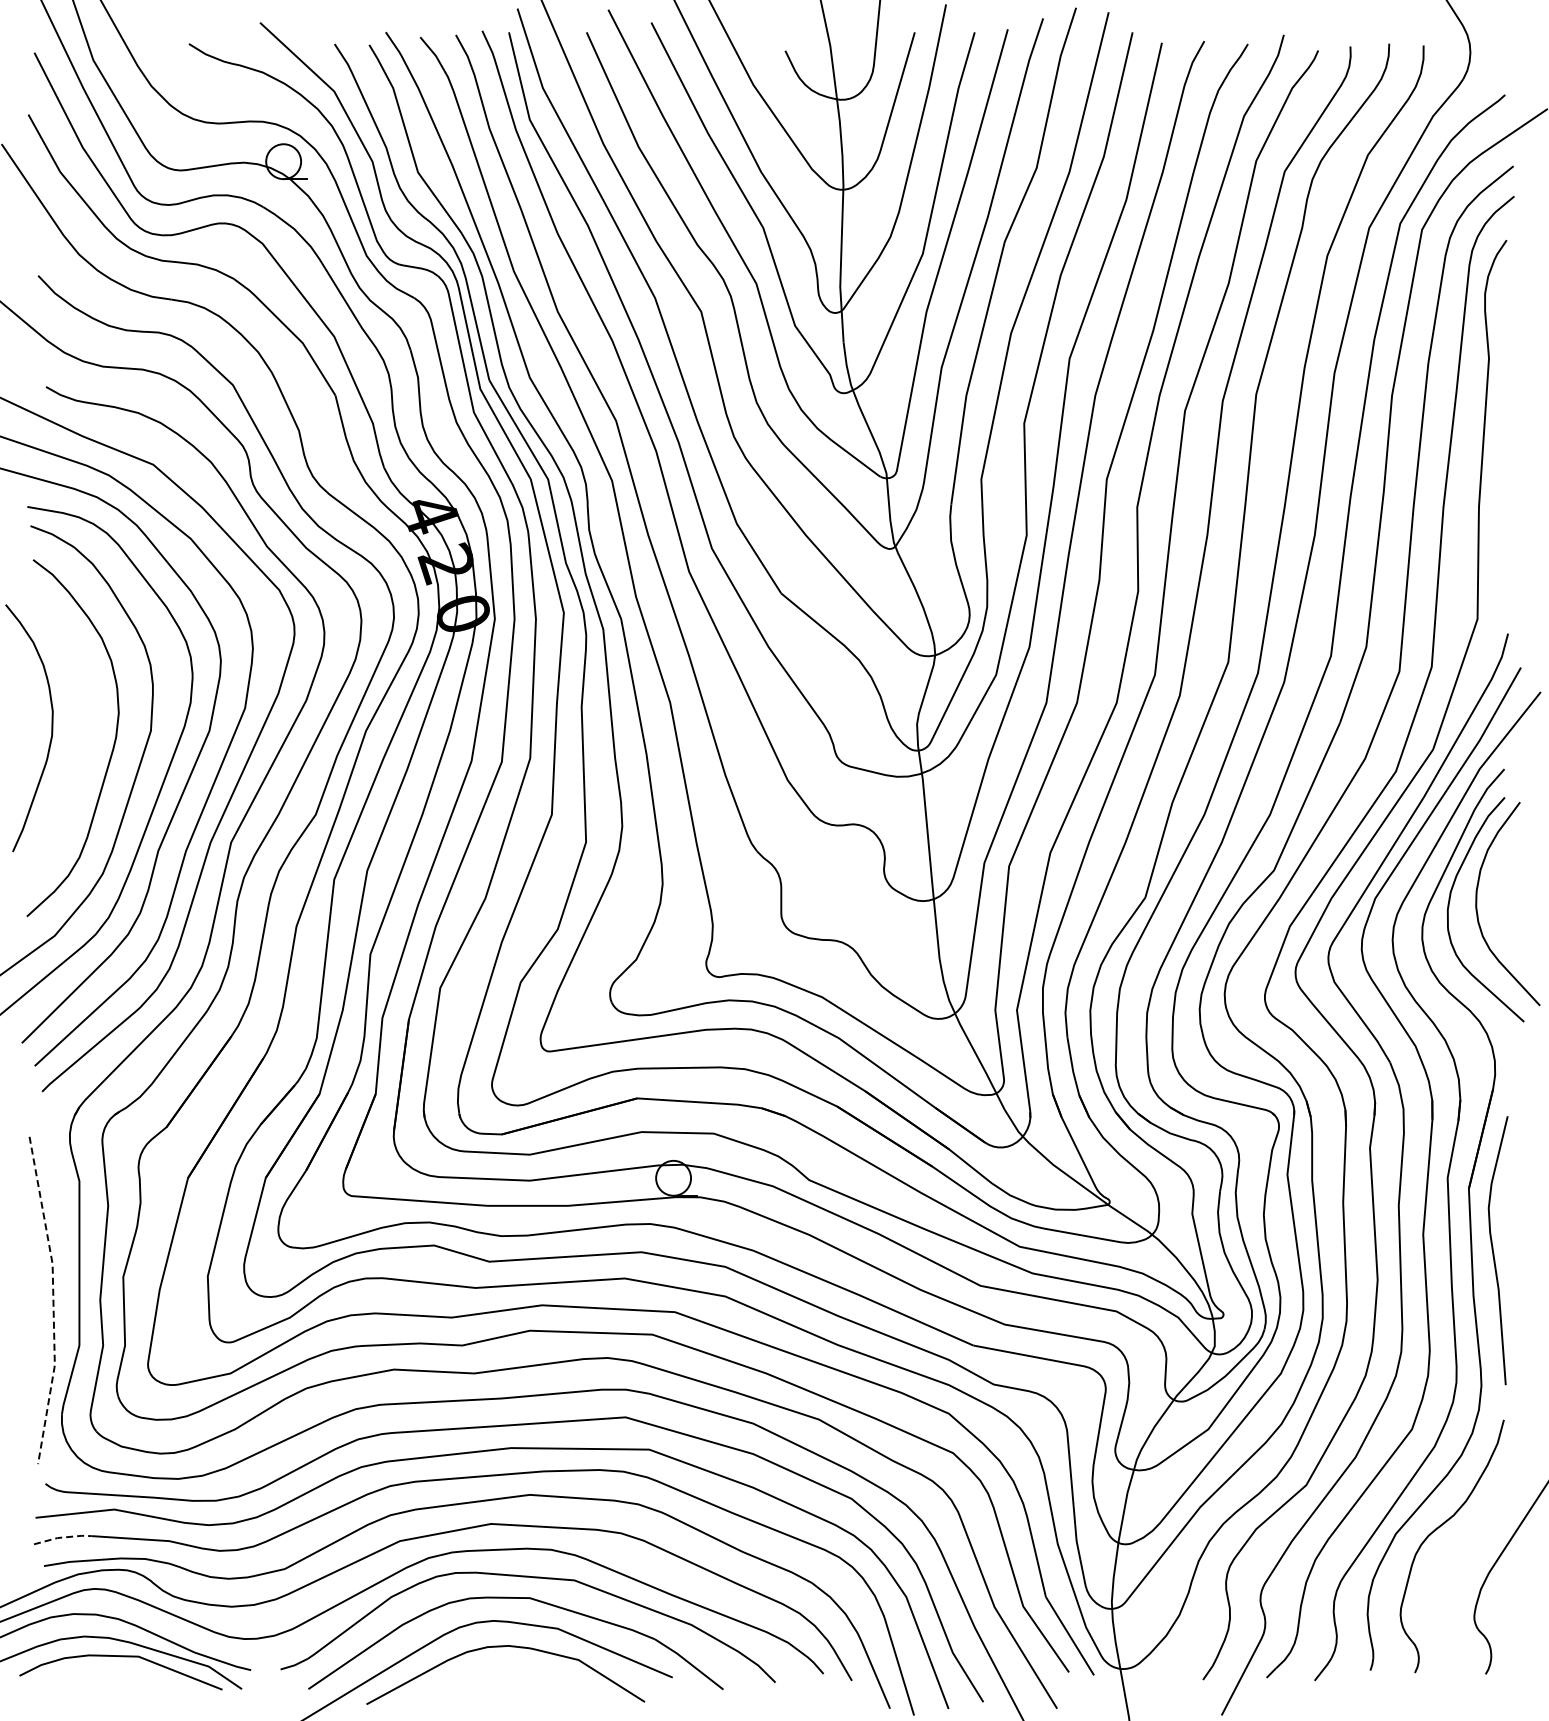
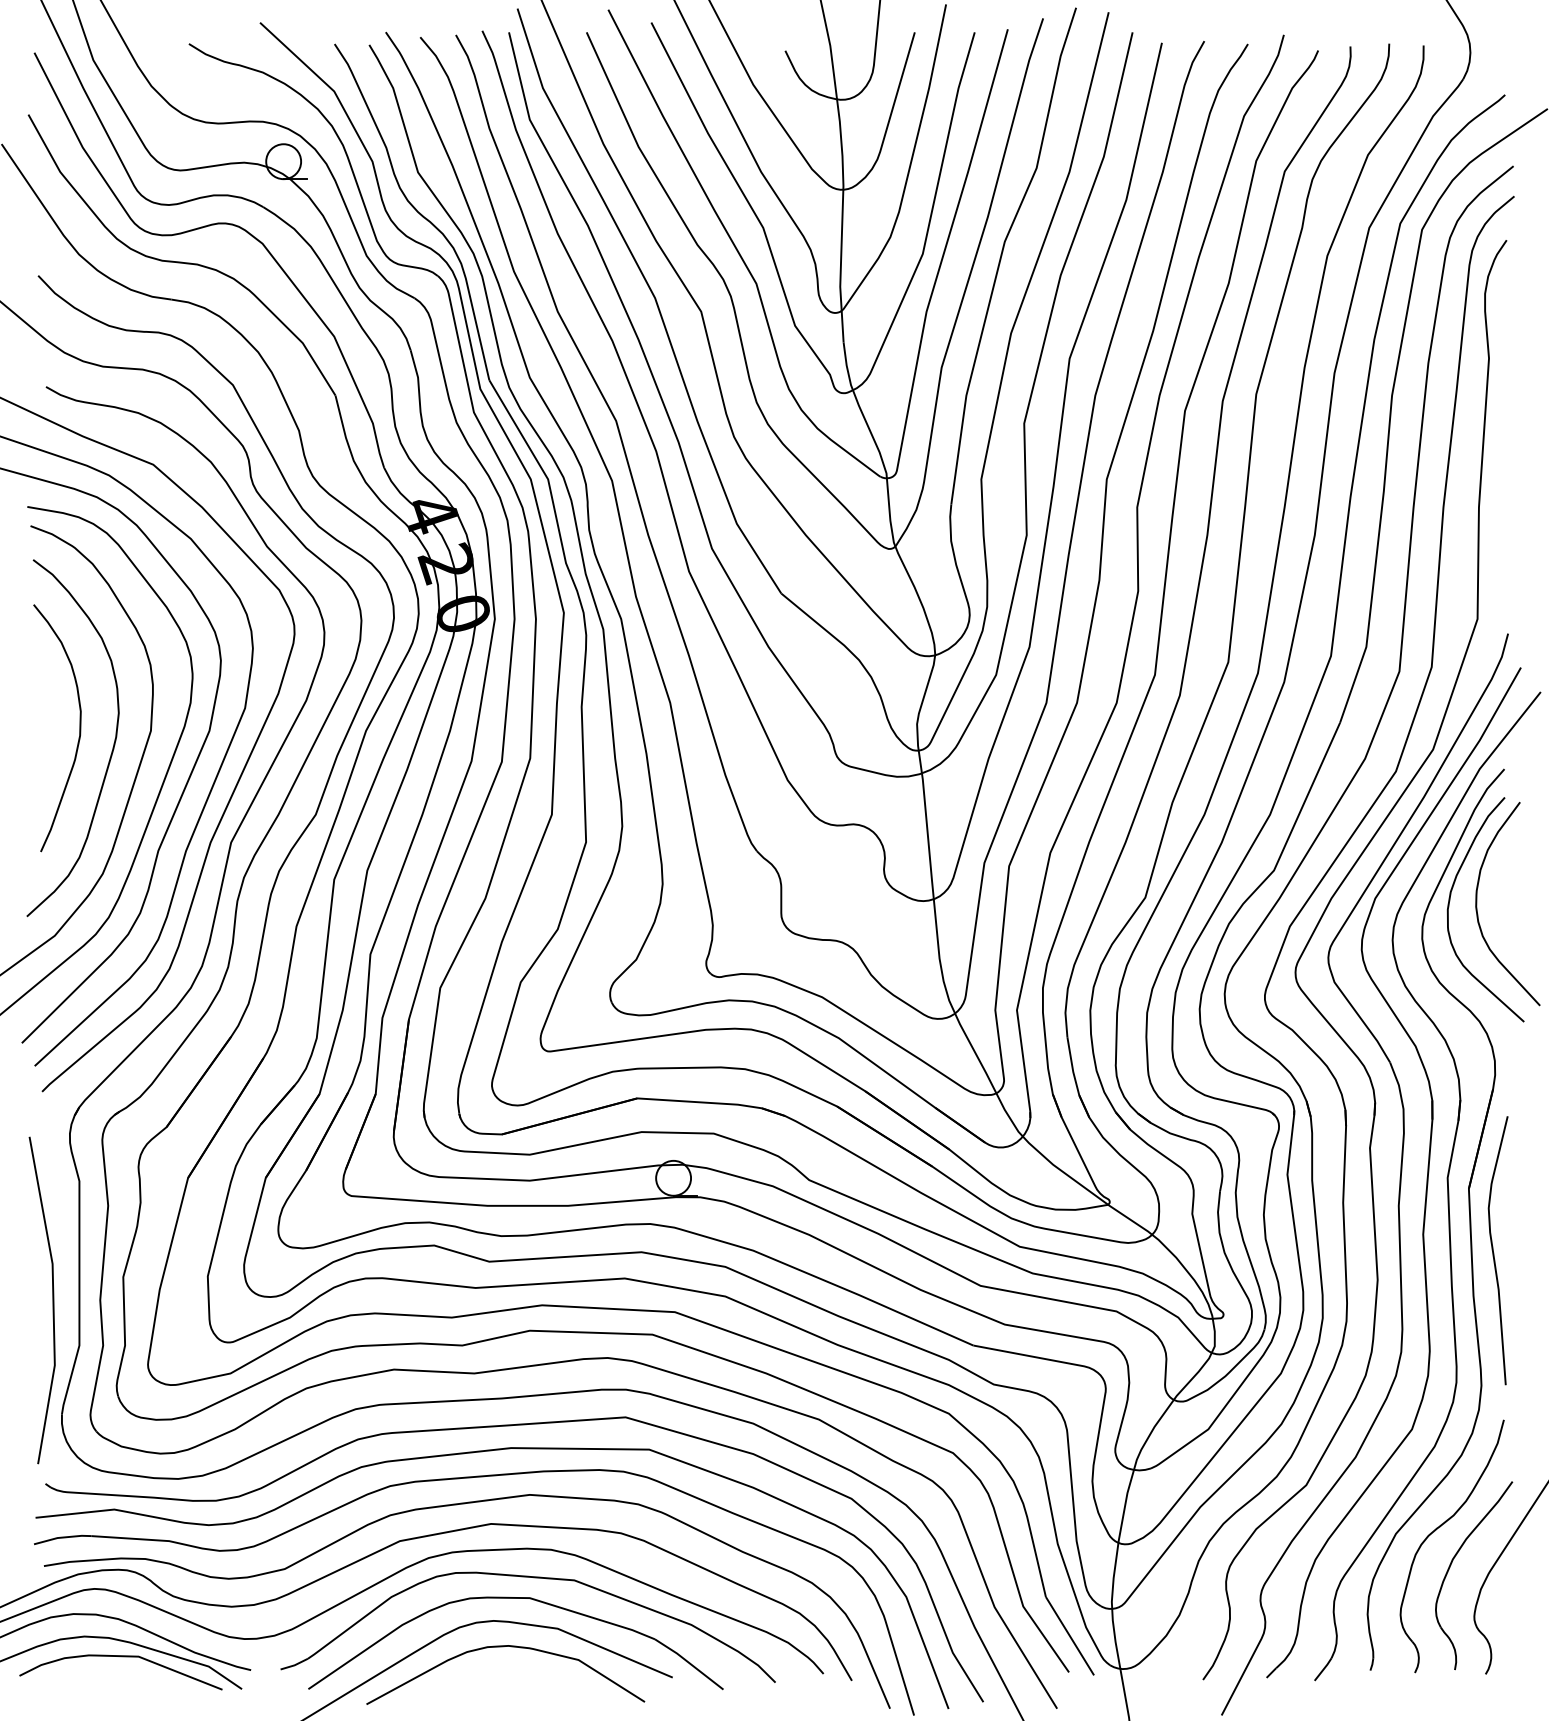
curve position: (51, 728) -> (79, 728) (79, 728)
line: dashed -> solid (53, 1300)
line: dashed -> solid (62, 1537)
part: none -> present (1452, 1563)
